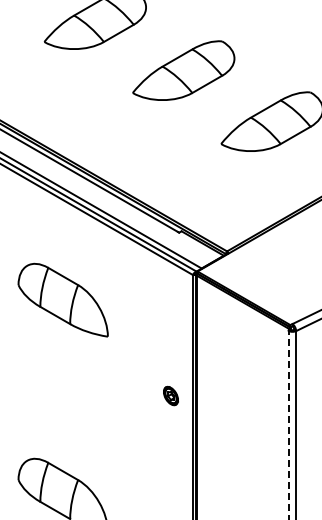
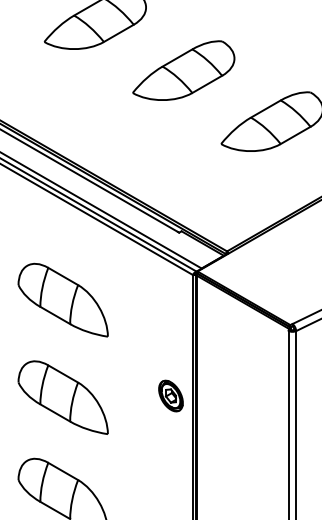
part size: 16x22 px -> 26x34 px (170, 395)
part: none -> present (62, 397)
line: dashed -> solid (288, 424)
